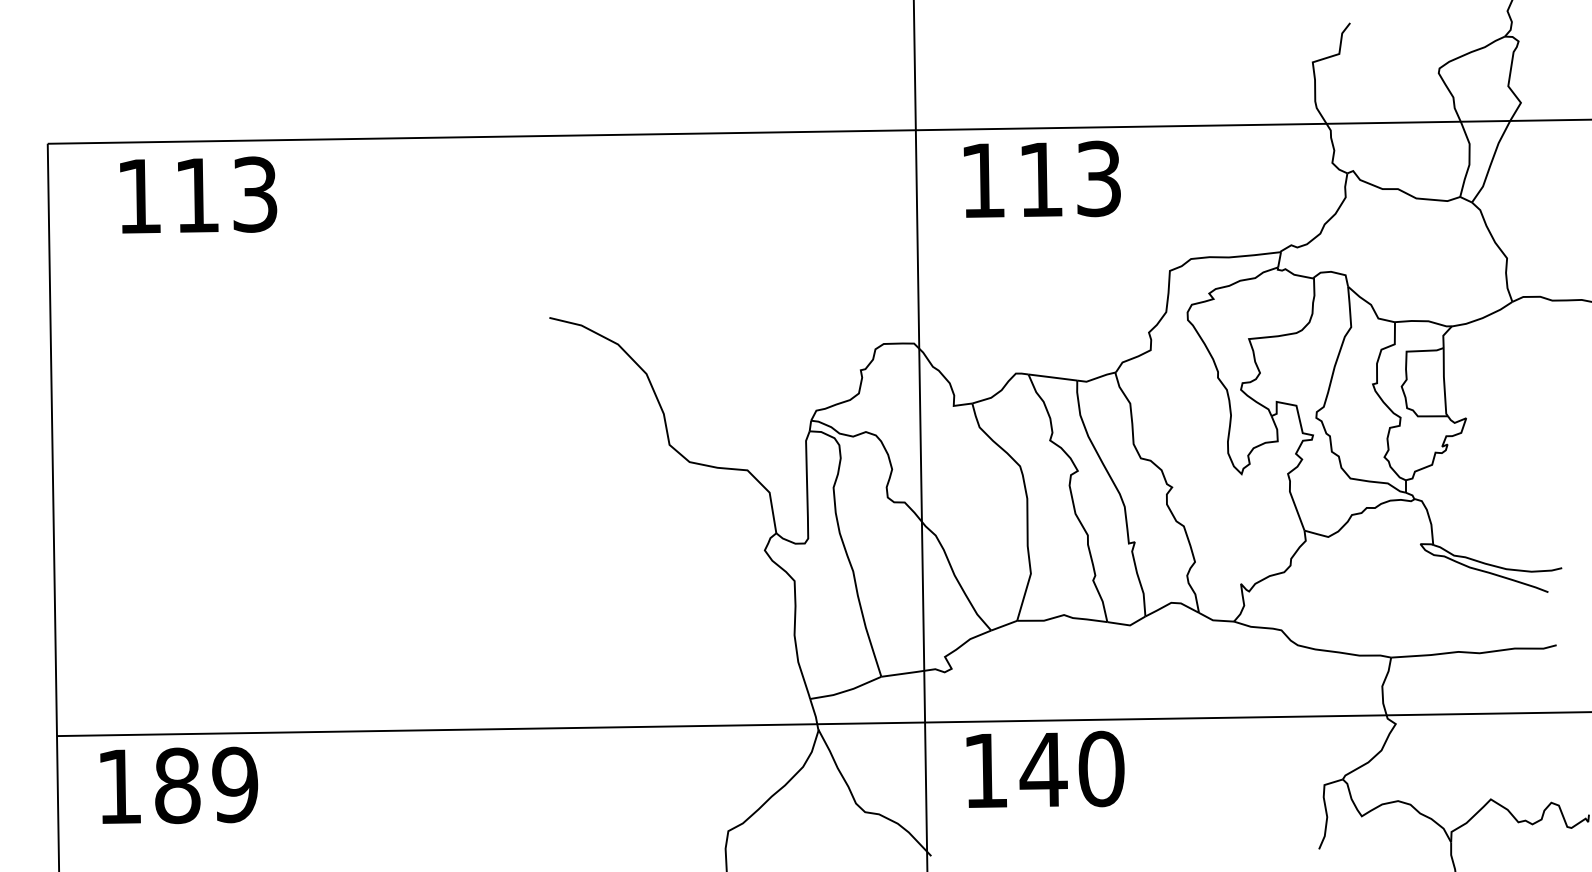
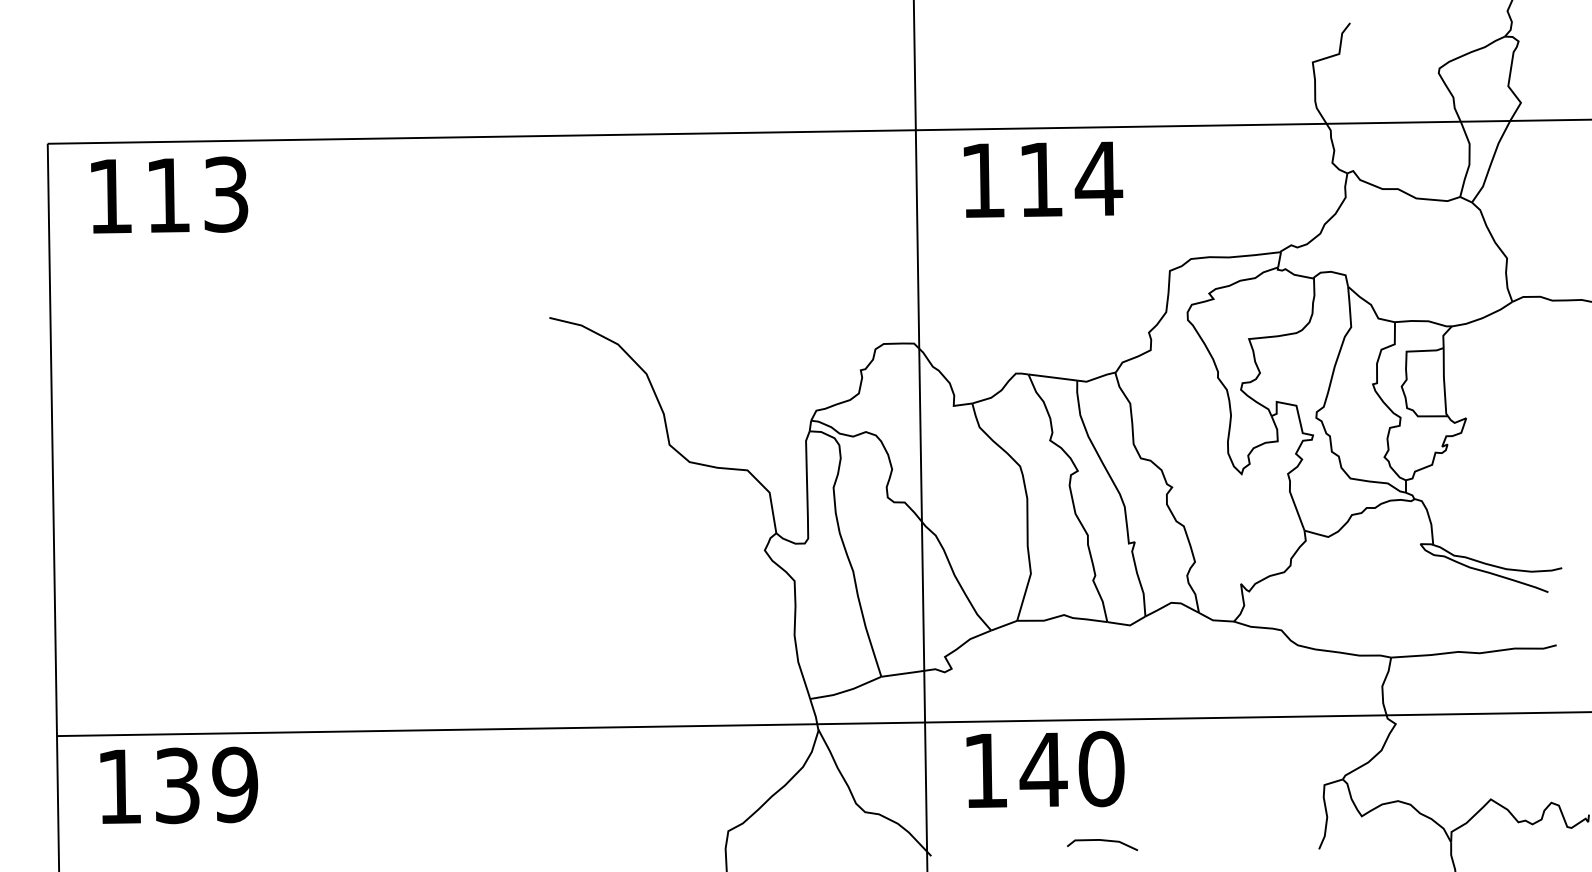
text: 113 -> 114 (1098, 178)
text position: (198, 194) -> (169, 194) (169, 194)
text: 189 -> 139 (177, 785)
line: none -> present (1102, 841)
